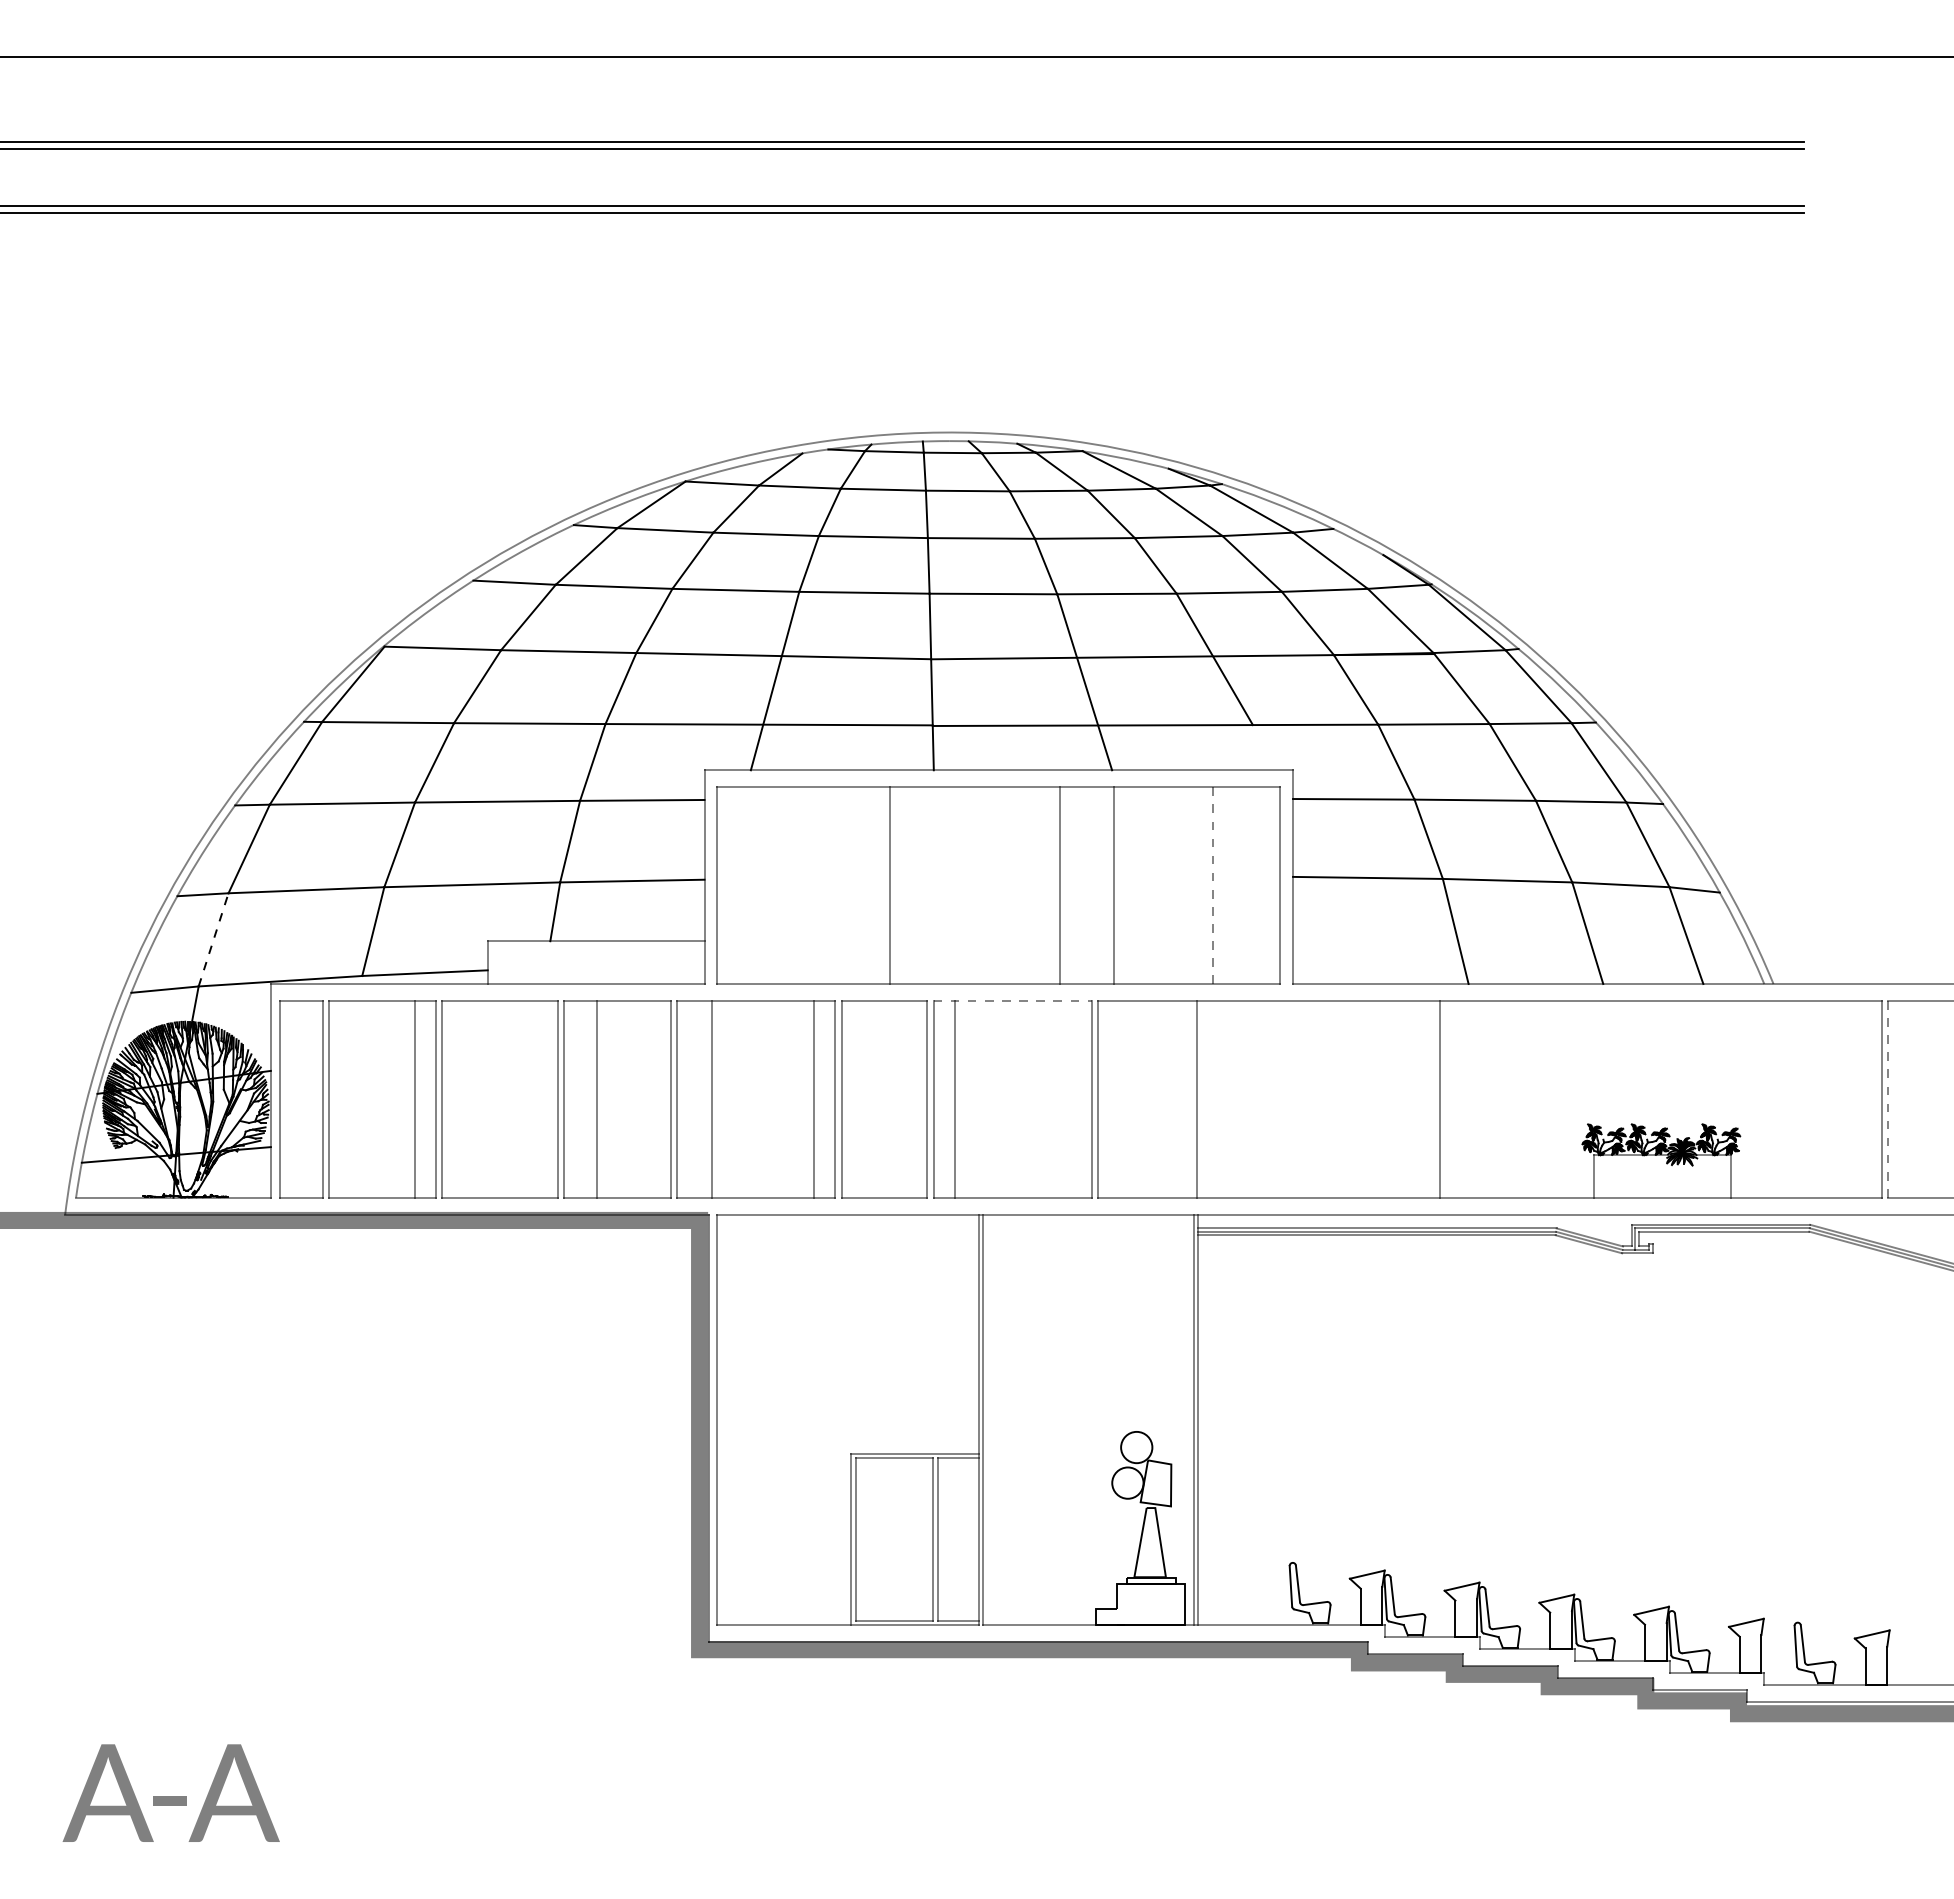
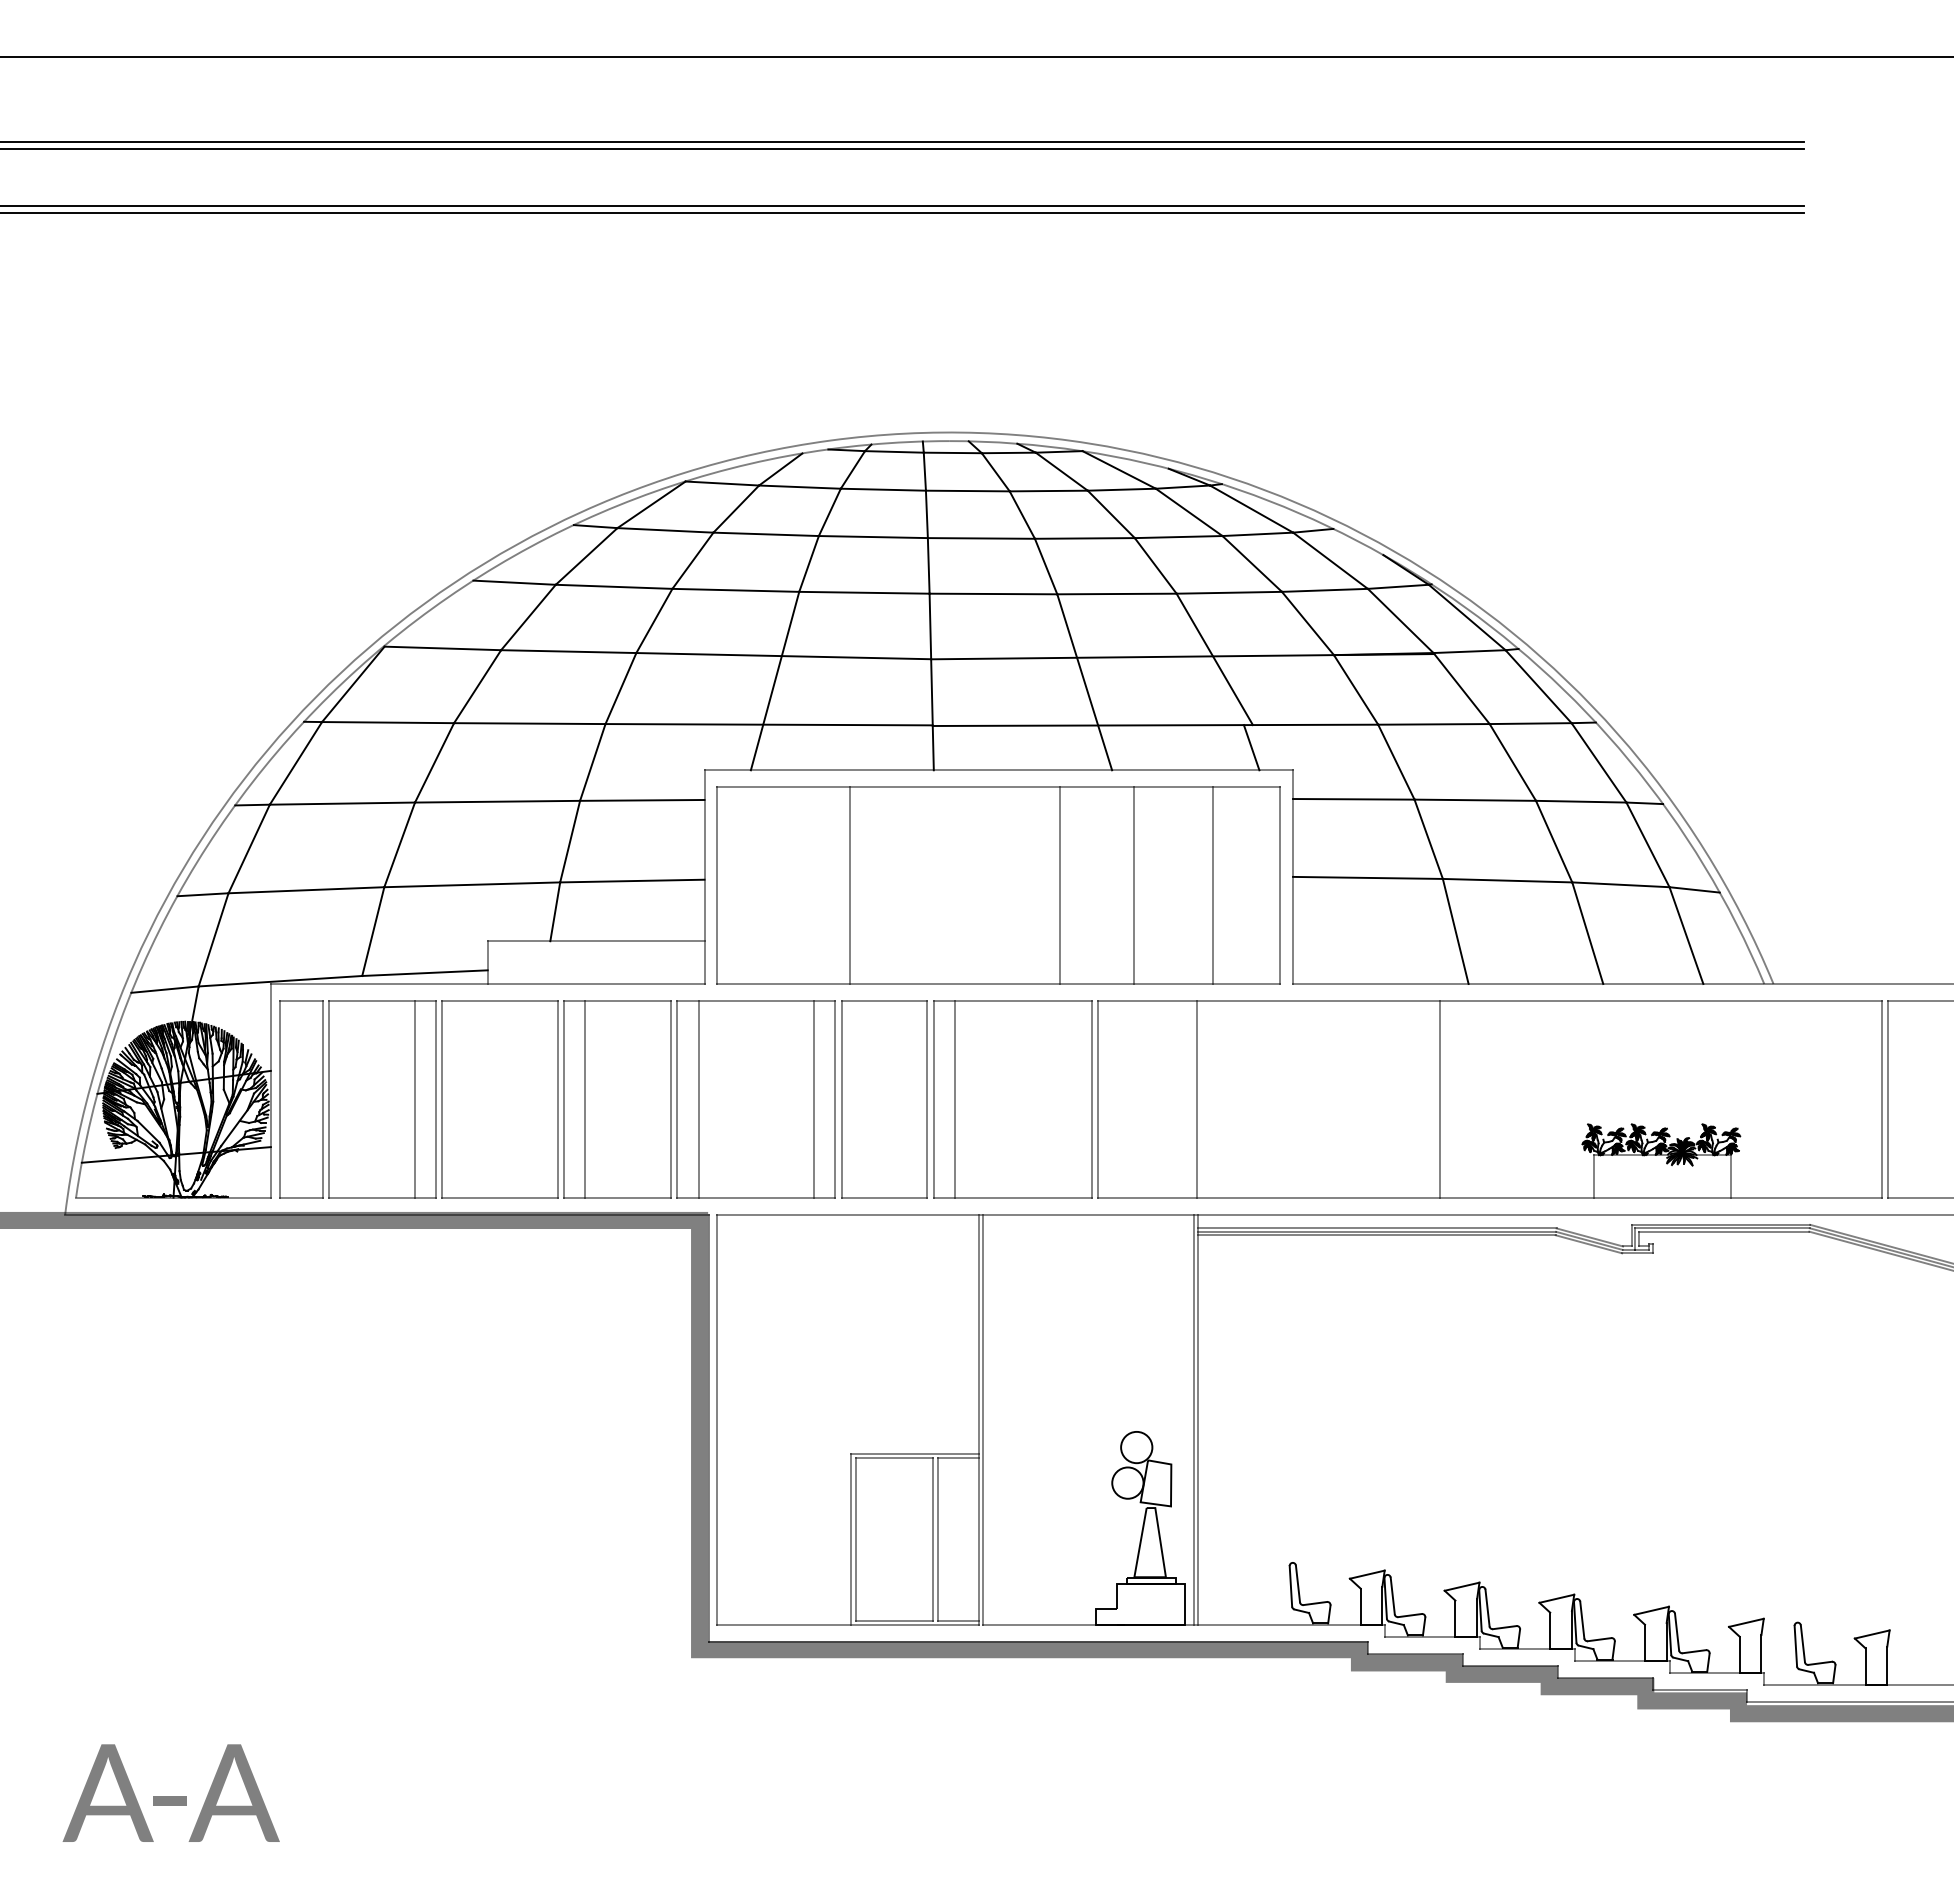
line: none -> present (1251, 747)
line position: (889, 885) -> (849, 885) (849, 885)
line position: (1113, 885) -> (1133, 885) (1133, 885)
line: dashed -> solid (1212, 886)
line: dashed -> solid (213, 939)
line: dashed -> solid (1013, 1001)
line position: (597, 1099) -> (585, 1099) (585, 1099)
line position: (711, 1099) -> (698, 1099) (698, 1099)
line: dashed -> solid (1888, 1099)
